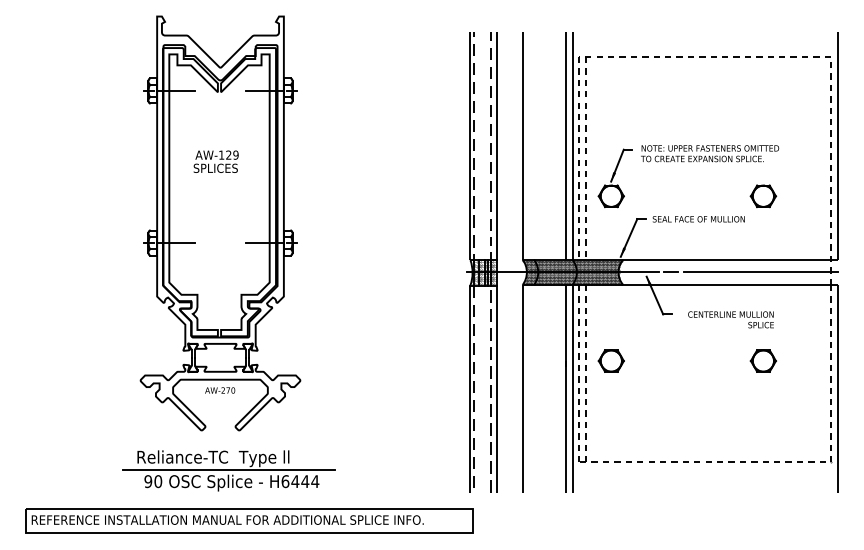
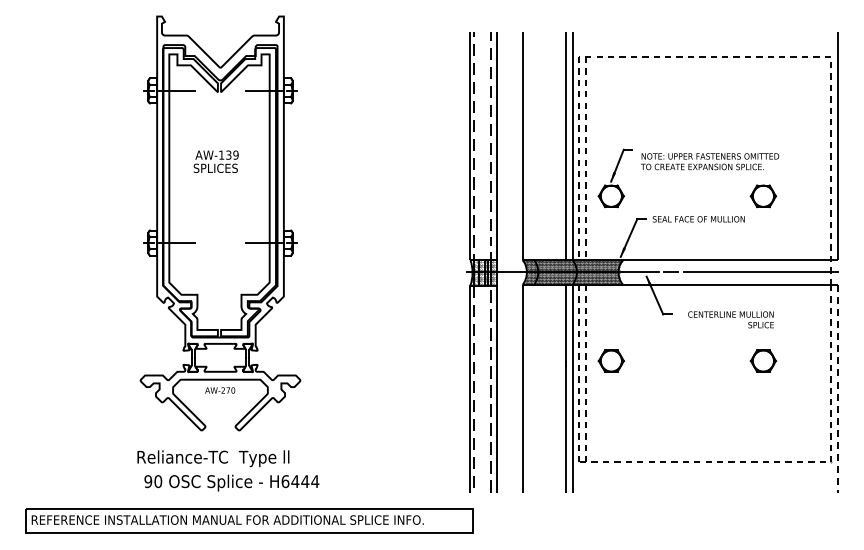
text position: (710, 153) -> (710, 161) (710, 161)
text: AW-129 -> AW-139 (228, 155)
line: solid -> dashed (837, 389)
line: present -> none (228, 469)
